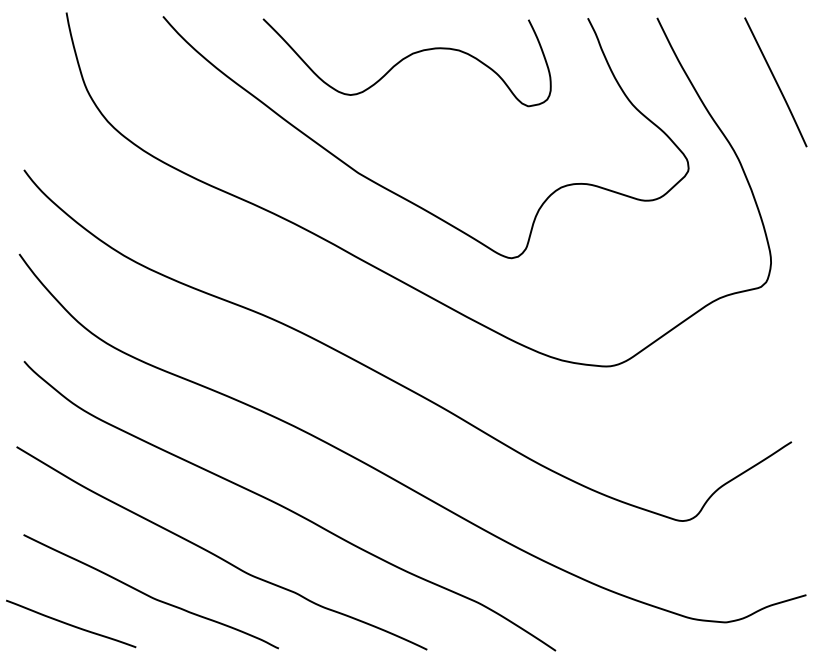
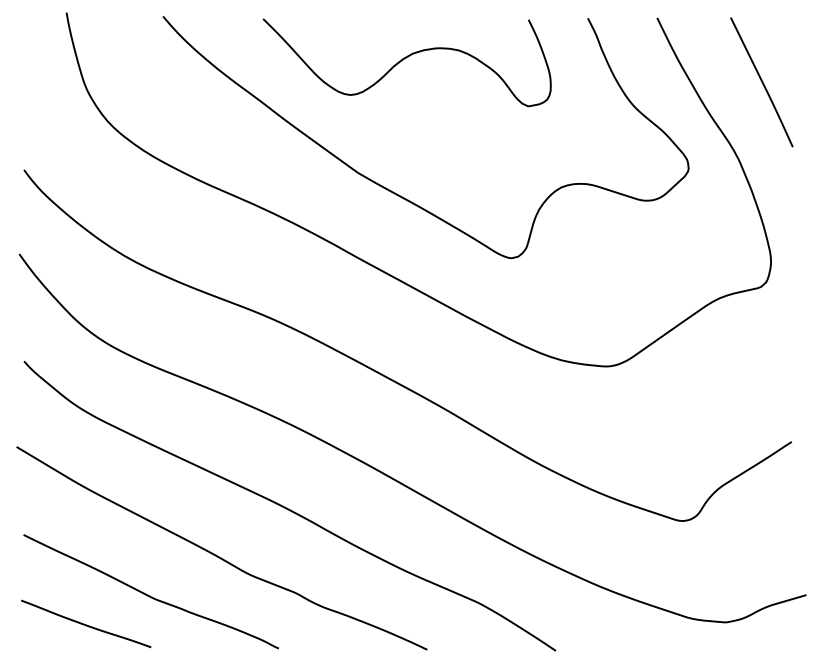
line position: (775, 82) -> (761, 82) (761, 82)
curve position: (71, 624) -> (86, 624) (86, 624)
